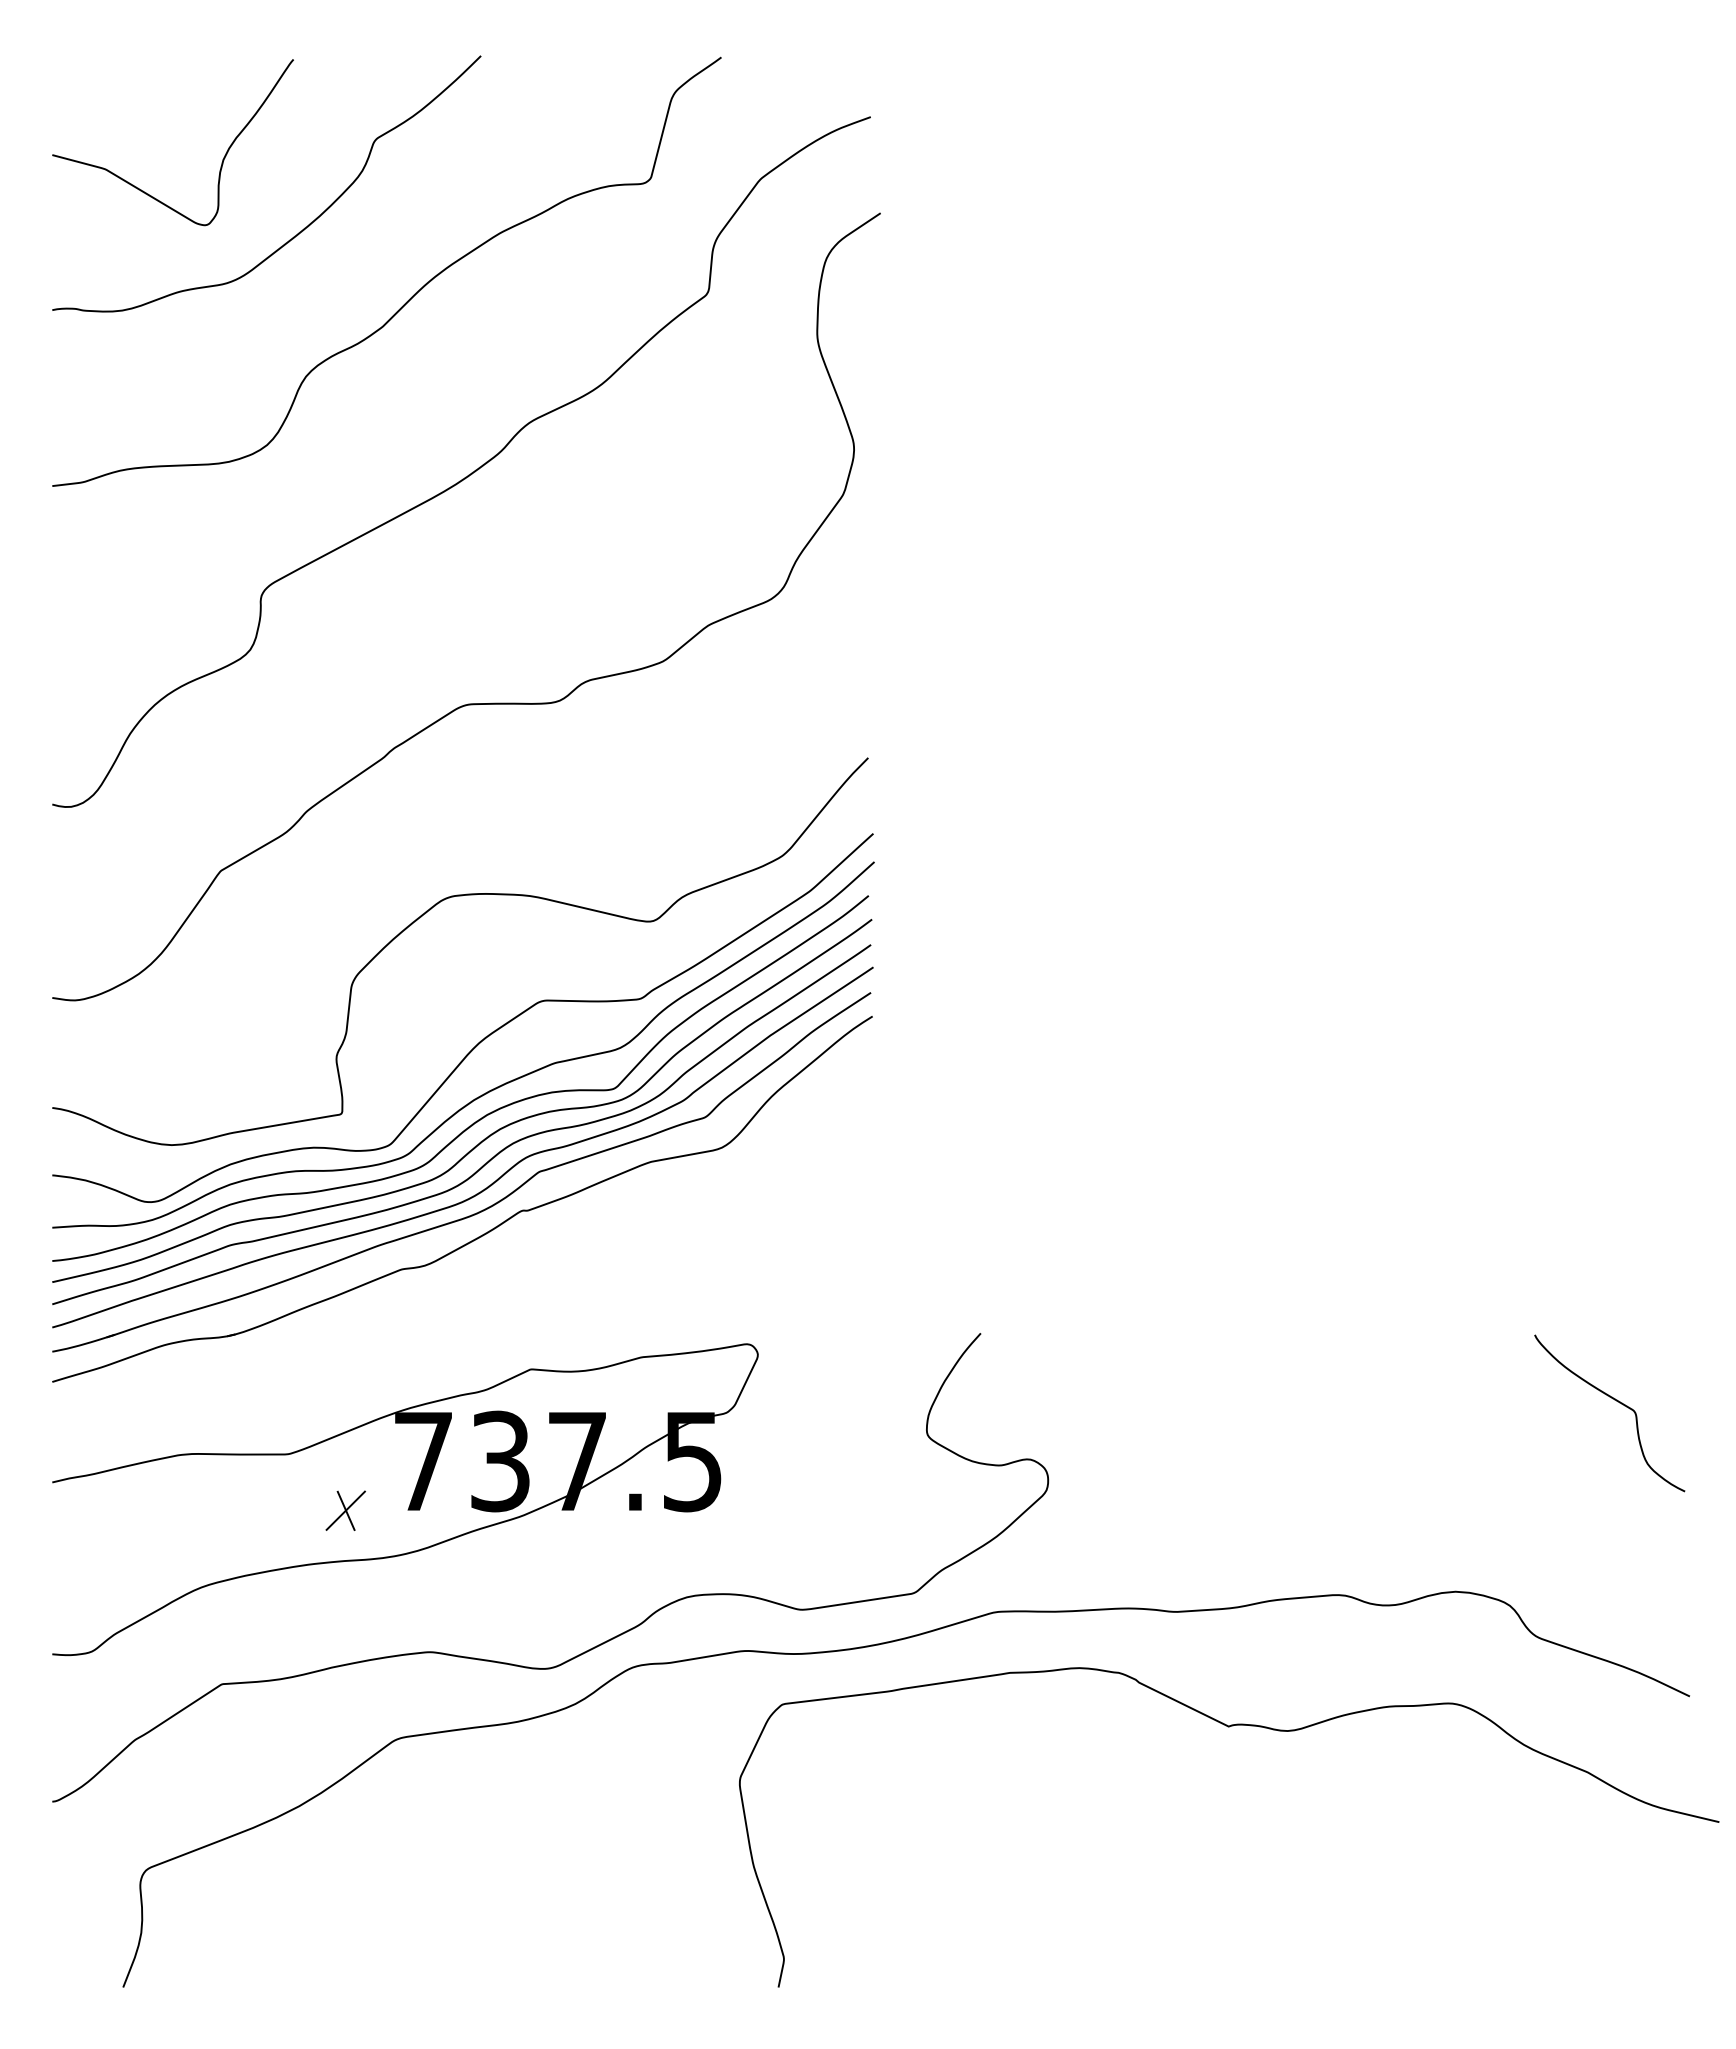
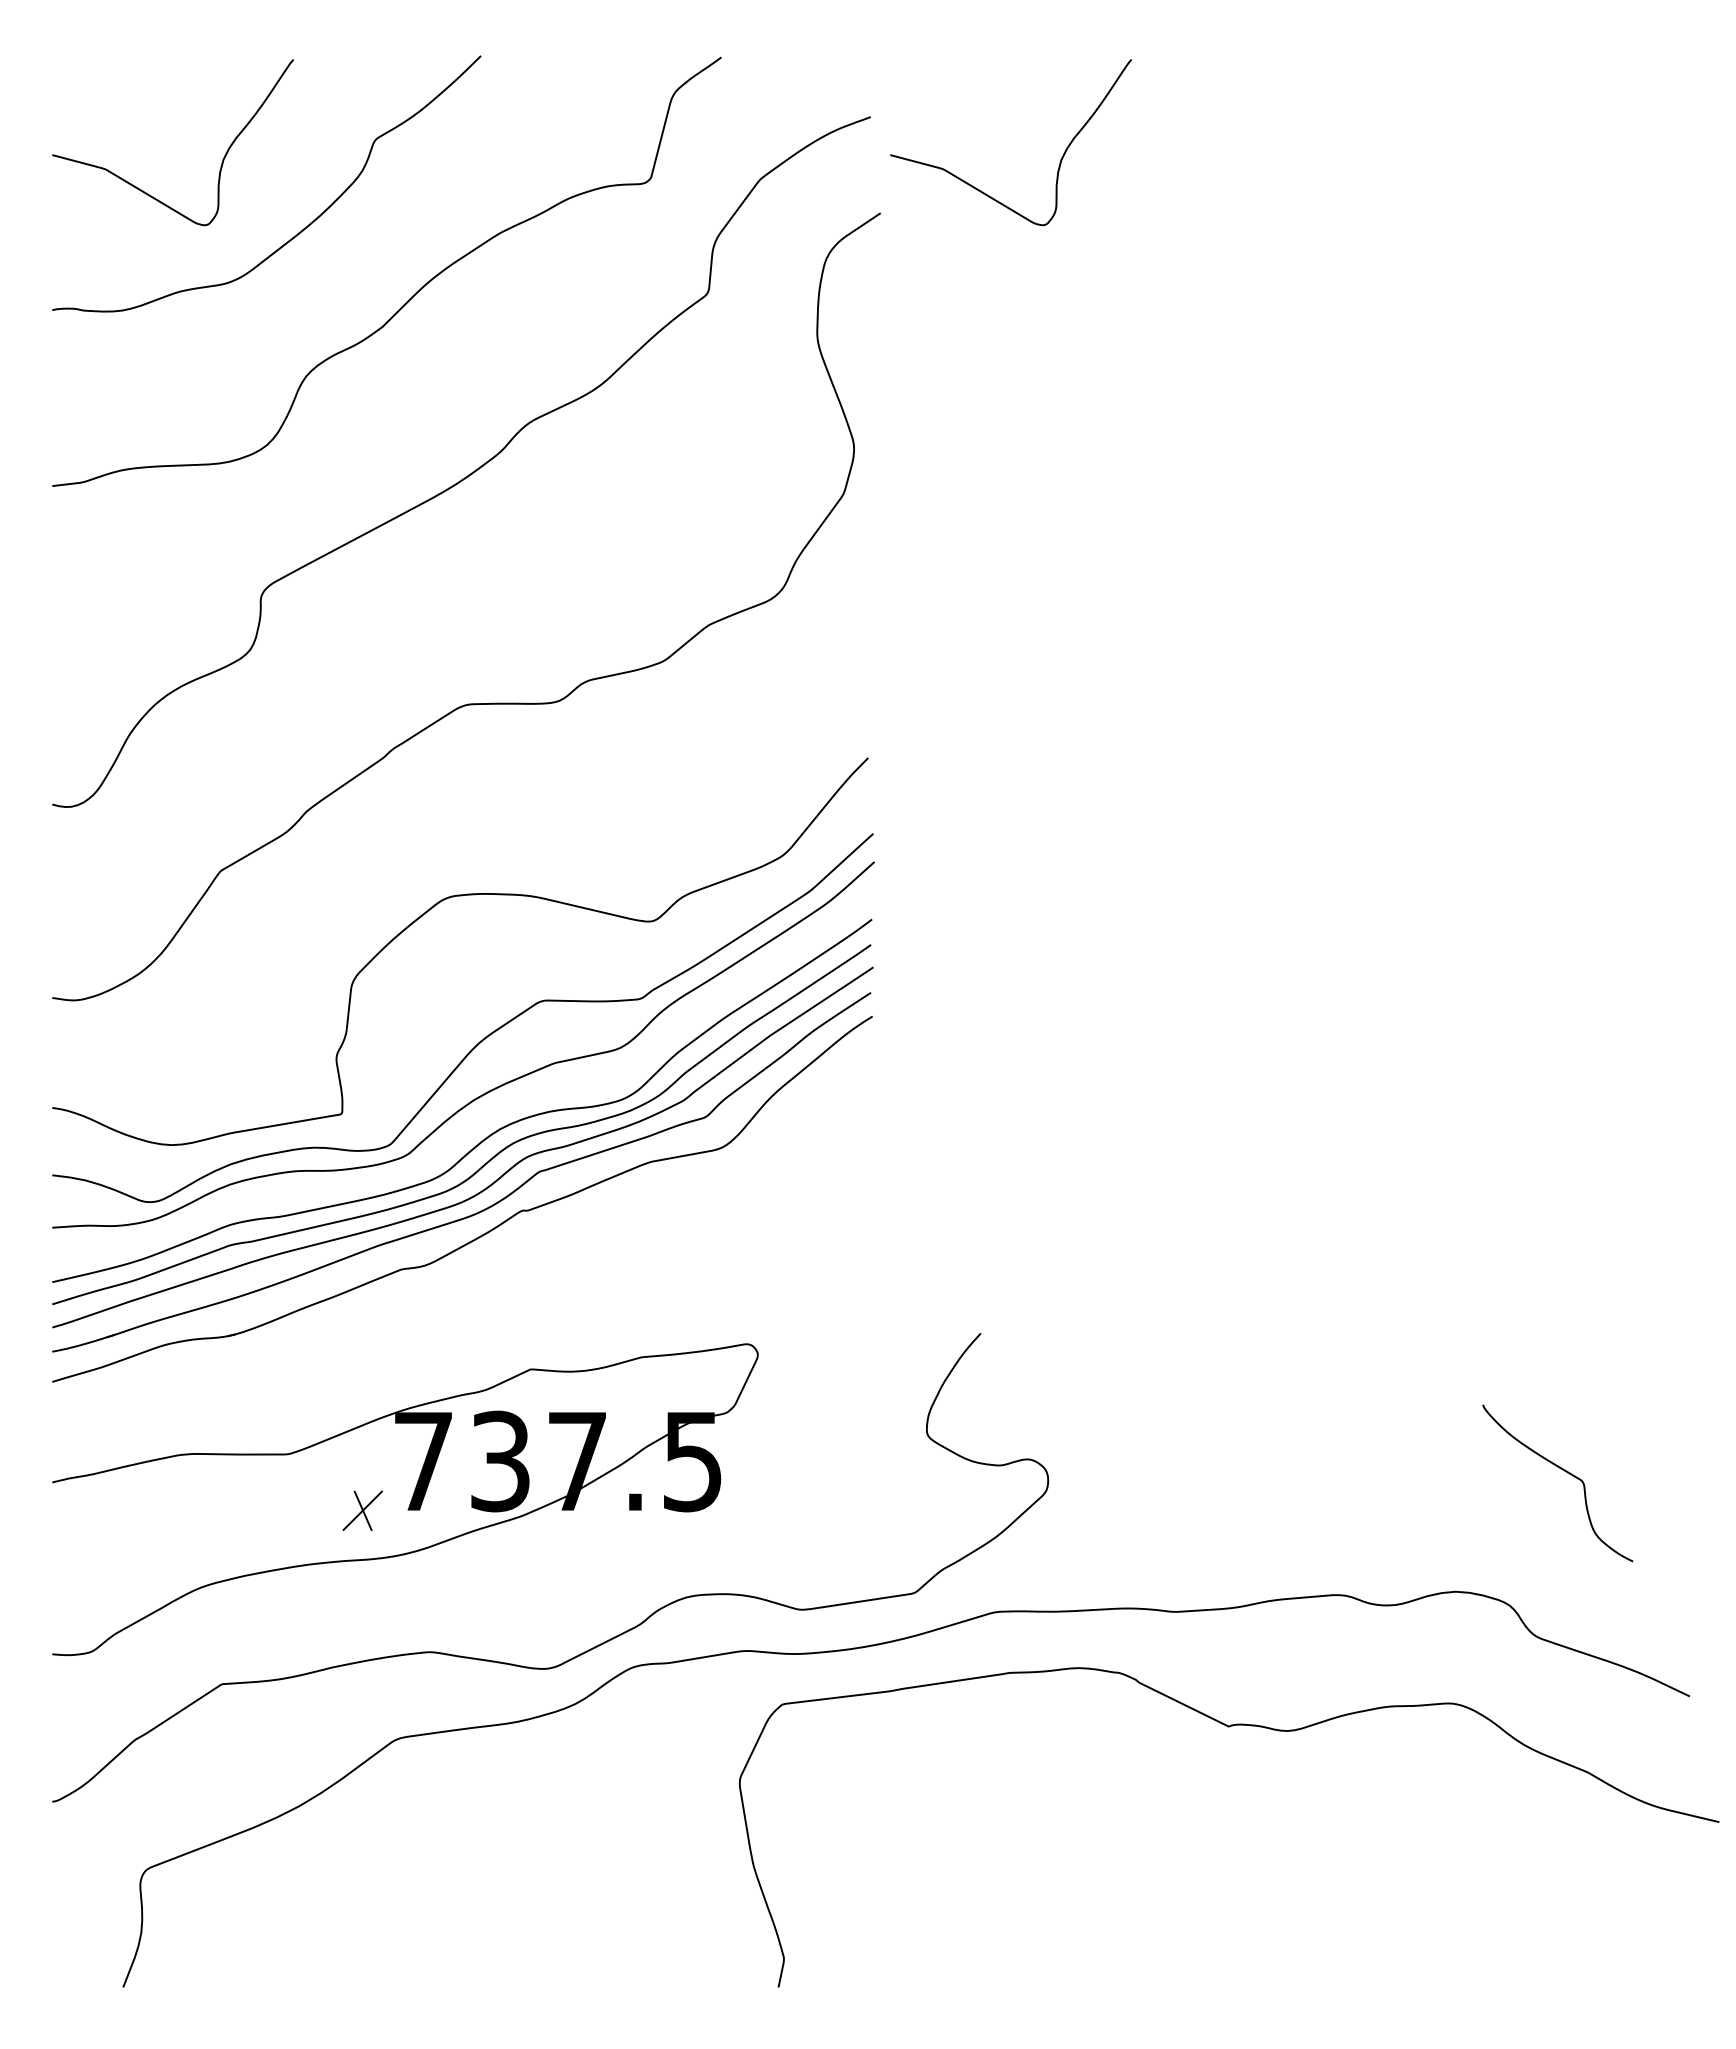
curve: none -> present (1060, 159)
curve: present -> none (482, 1116)
curve position: (1616, 1401) -> (1564, 1471) (1564, 1471)
part position: (345, 1510) -> (362, 1510) (362, 1510)
